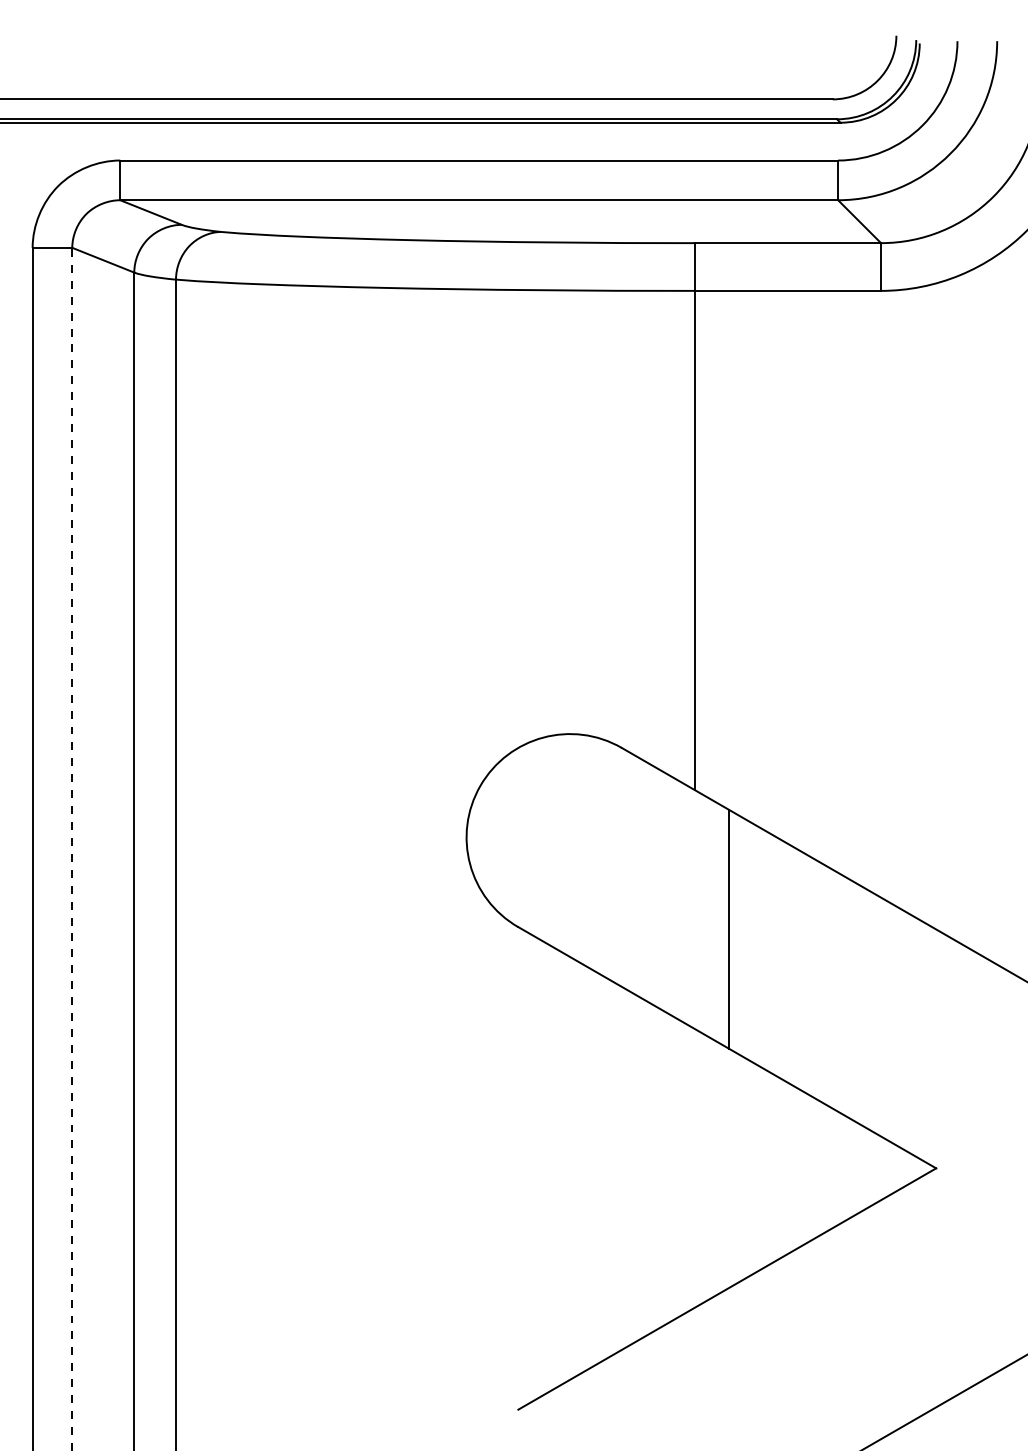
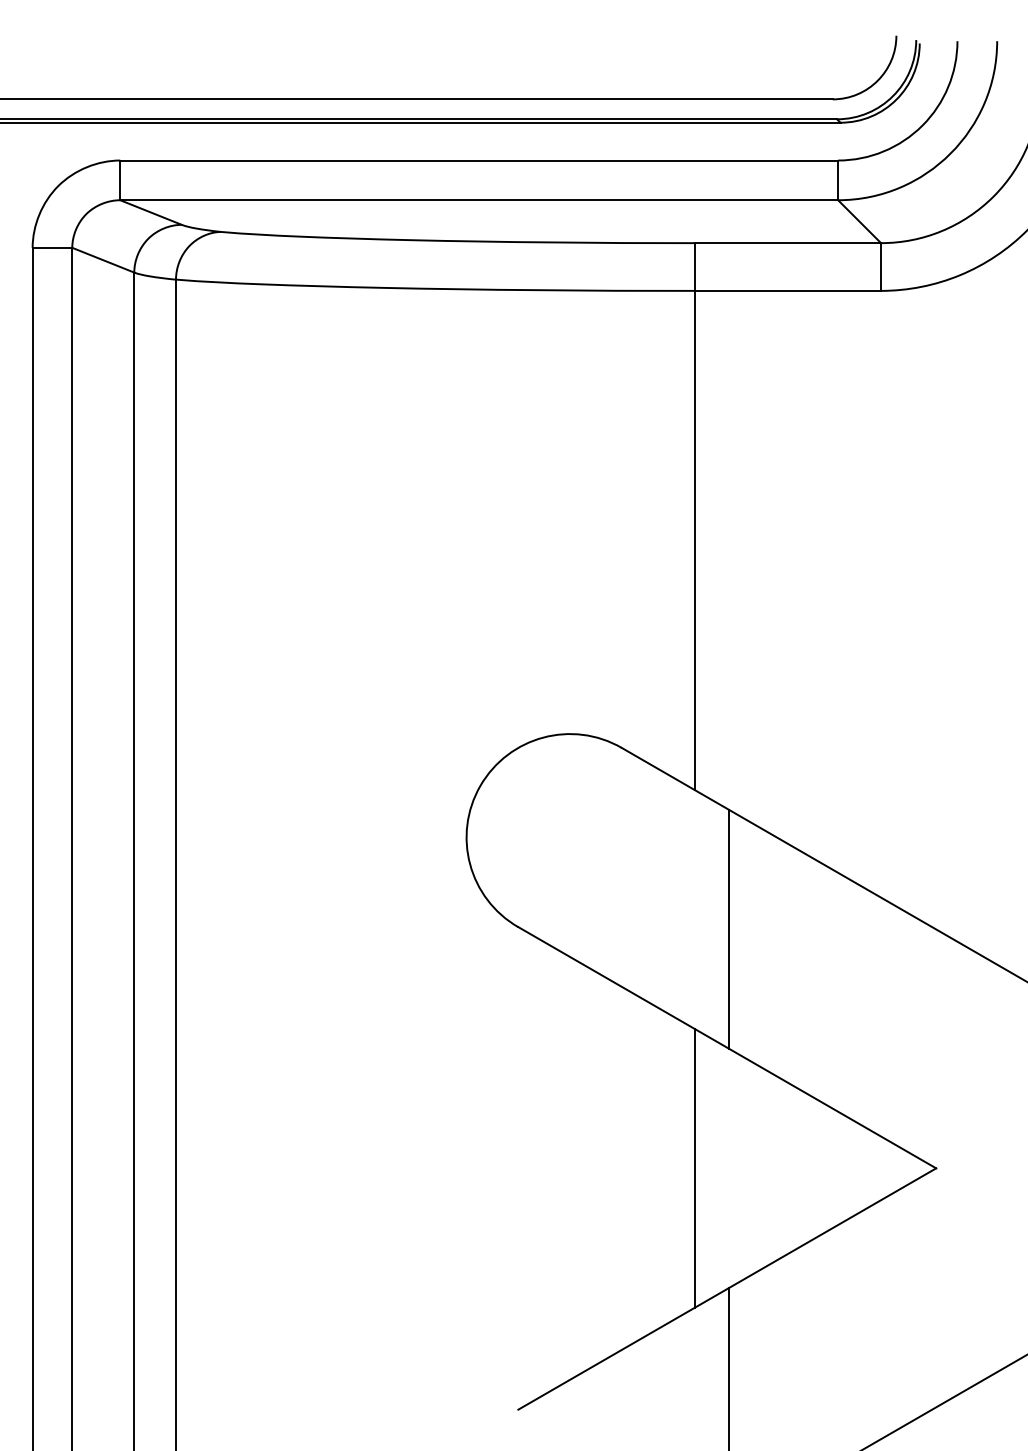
line: dashed -> solid (72, 848)
line: none -> present (694, 1167)
line: none -> present (728, 1367)
